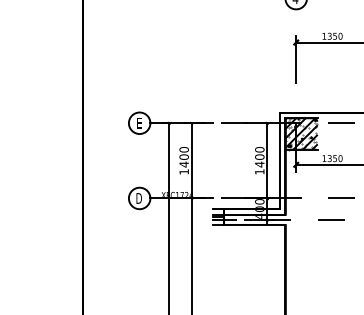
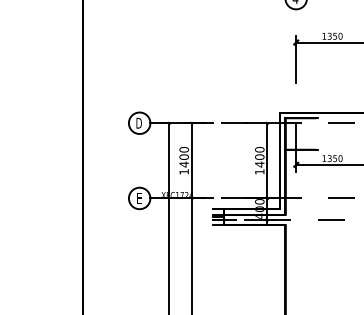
text: E -> D (138, 122)
hatch: present -> none (301, 133)
text: D -> E (138, 198)
